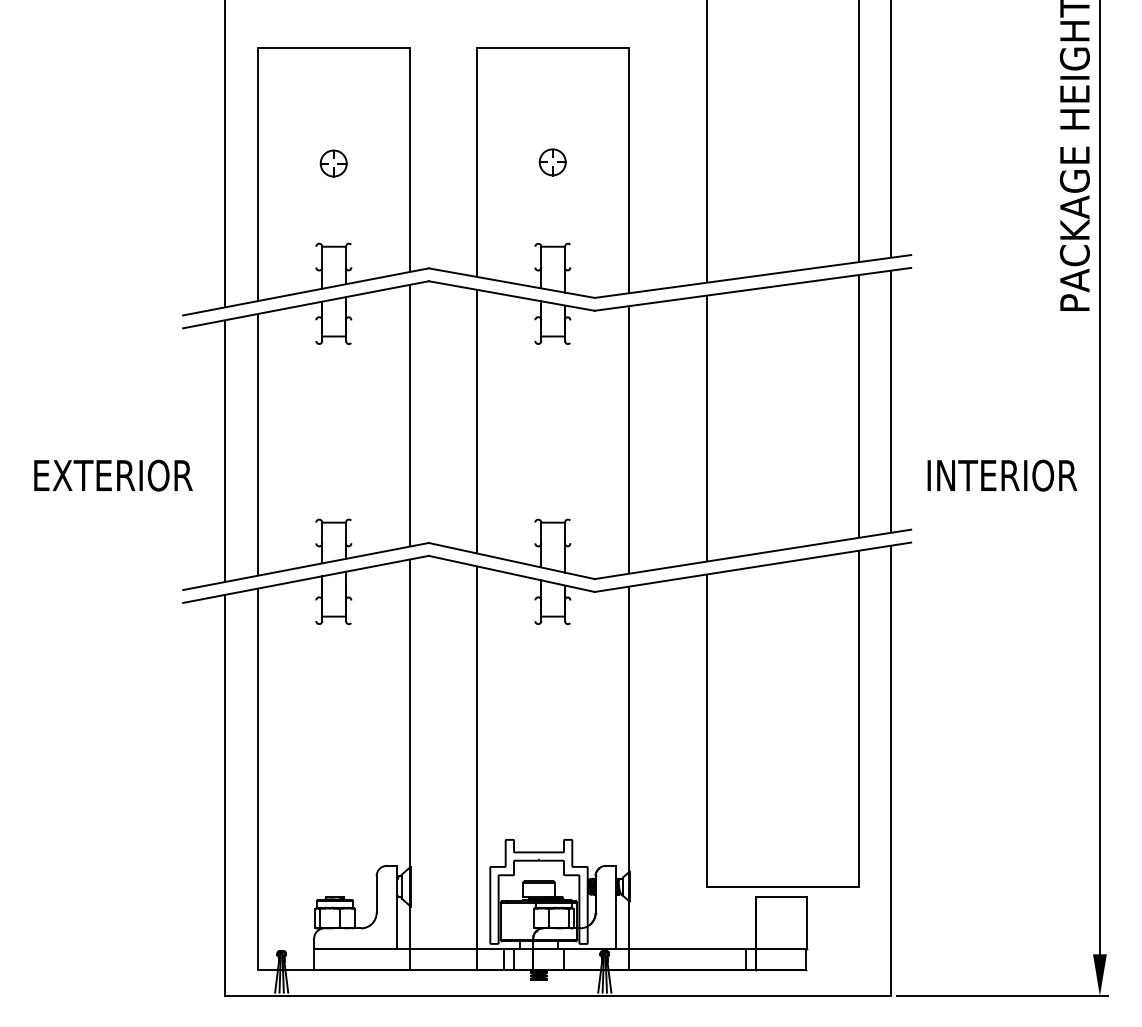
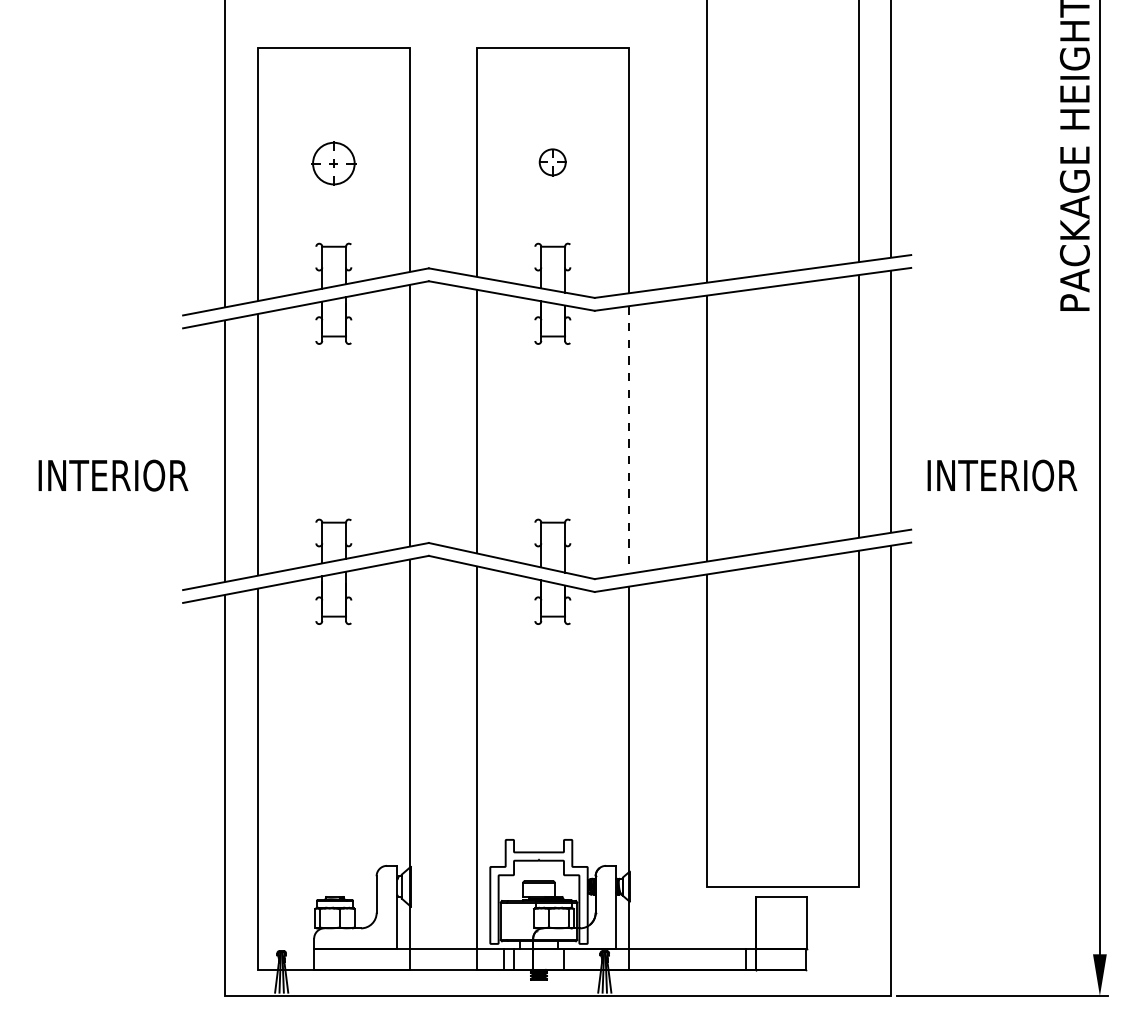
part size: 29x29 px -> 46x45 px (333, 163)
line: solid -> dashed (628, 440)
text: EXTERIOR -> INTERIOR (113, 475)
